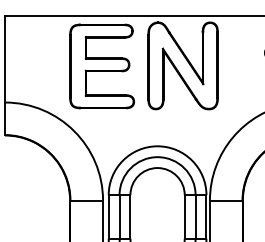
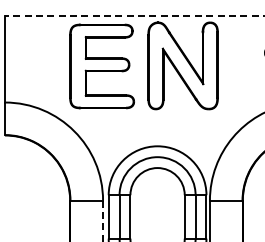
line: solid -> dashed (134, 15)
line: solid -> dashed (103, 221)
